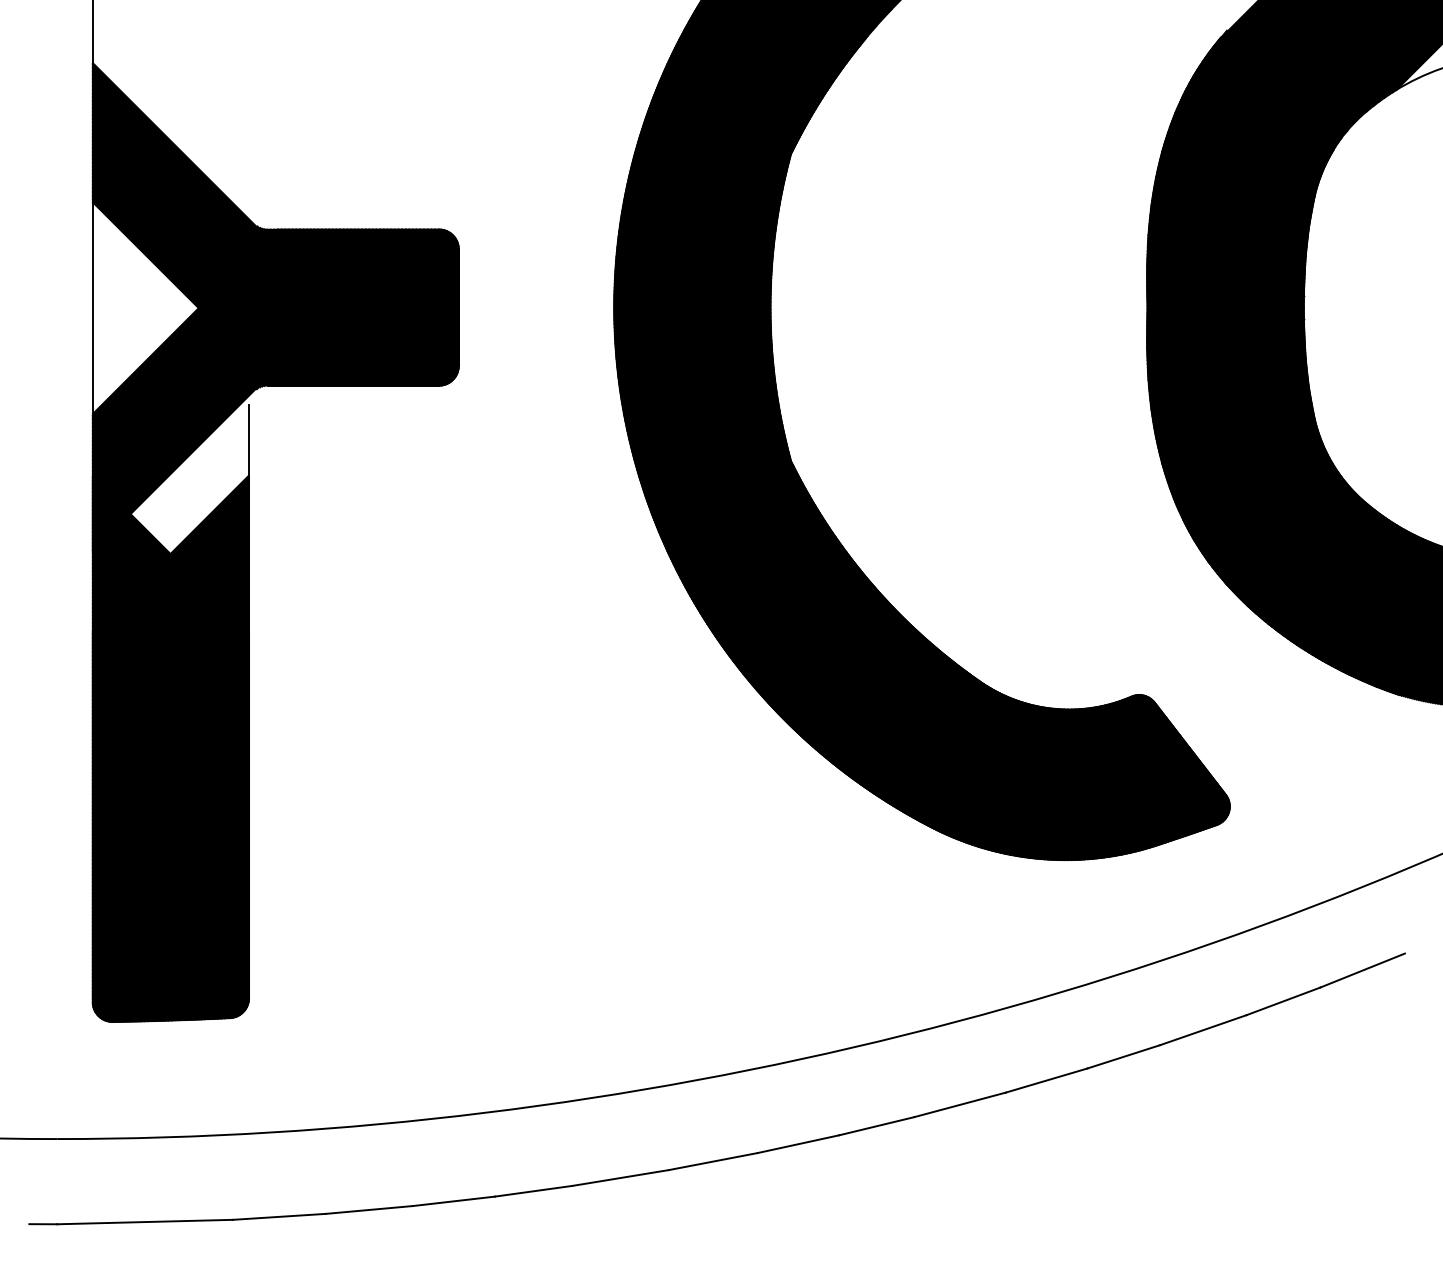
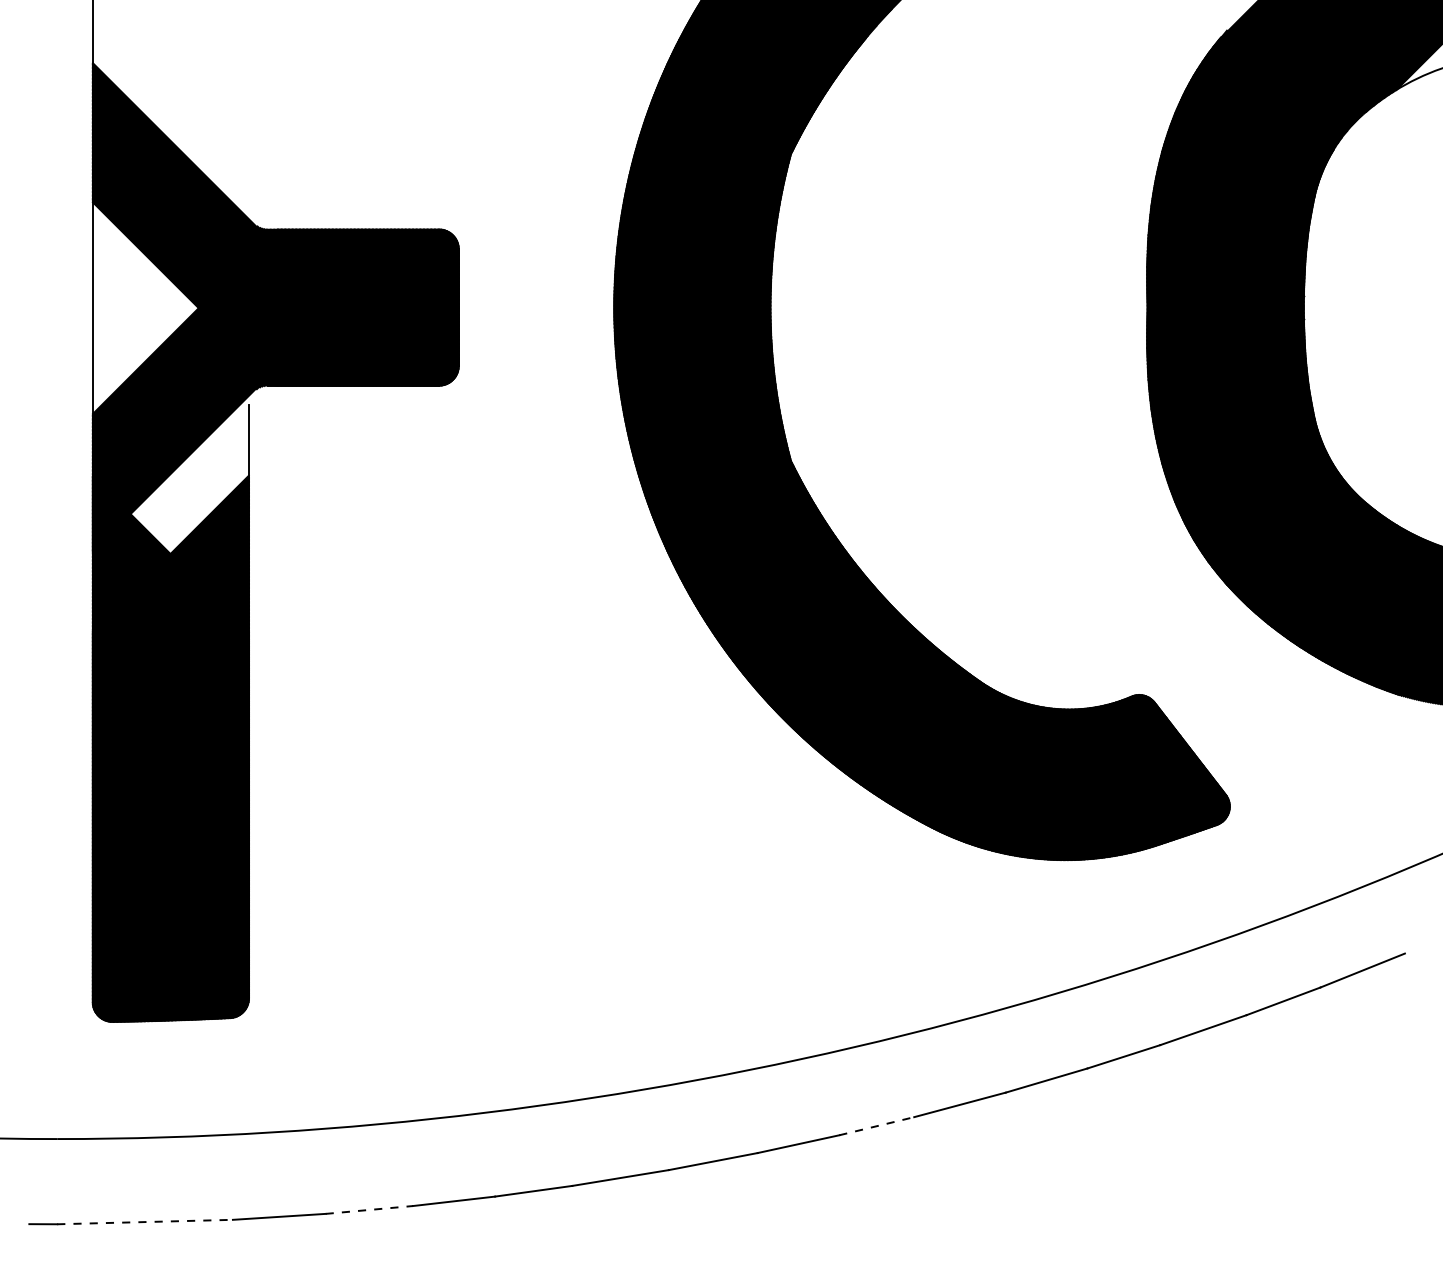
line: solid -> dashed (876, 1126)
line: solid -> dashed (369, 1209)
line: solid -> dashed (145, 1222)
